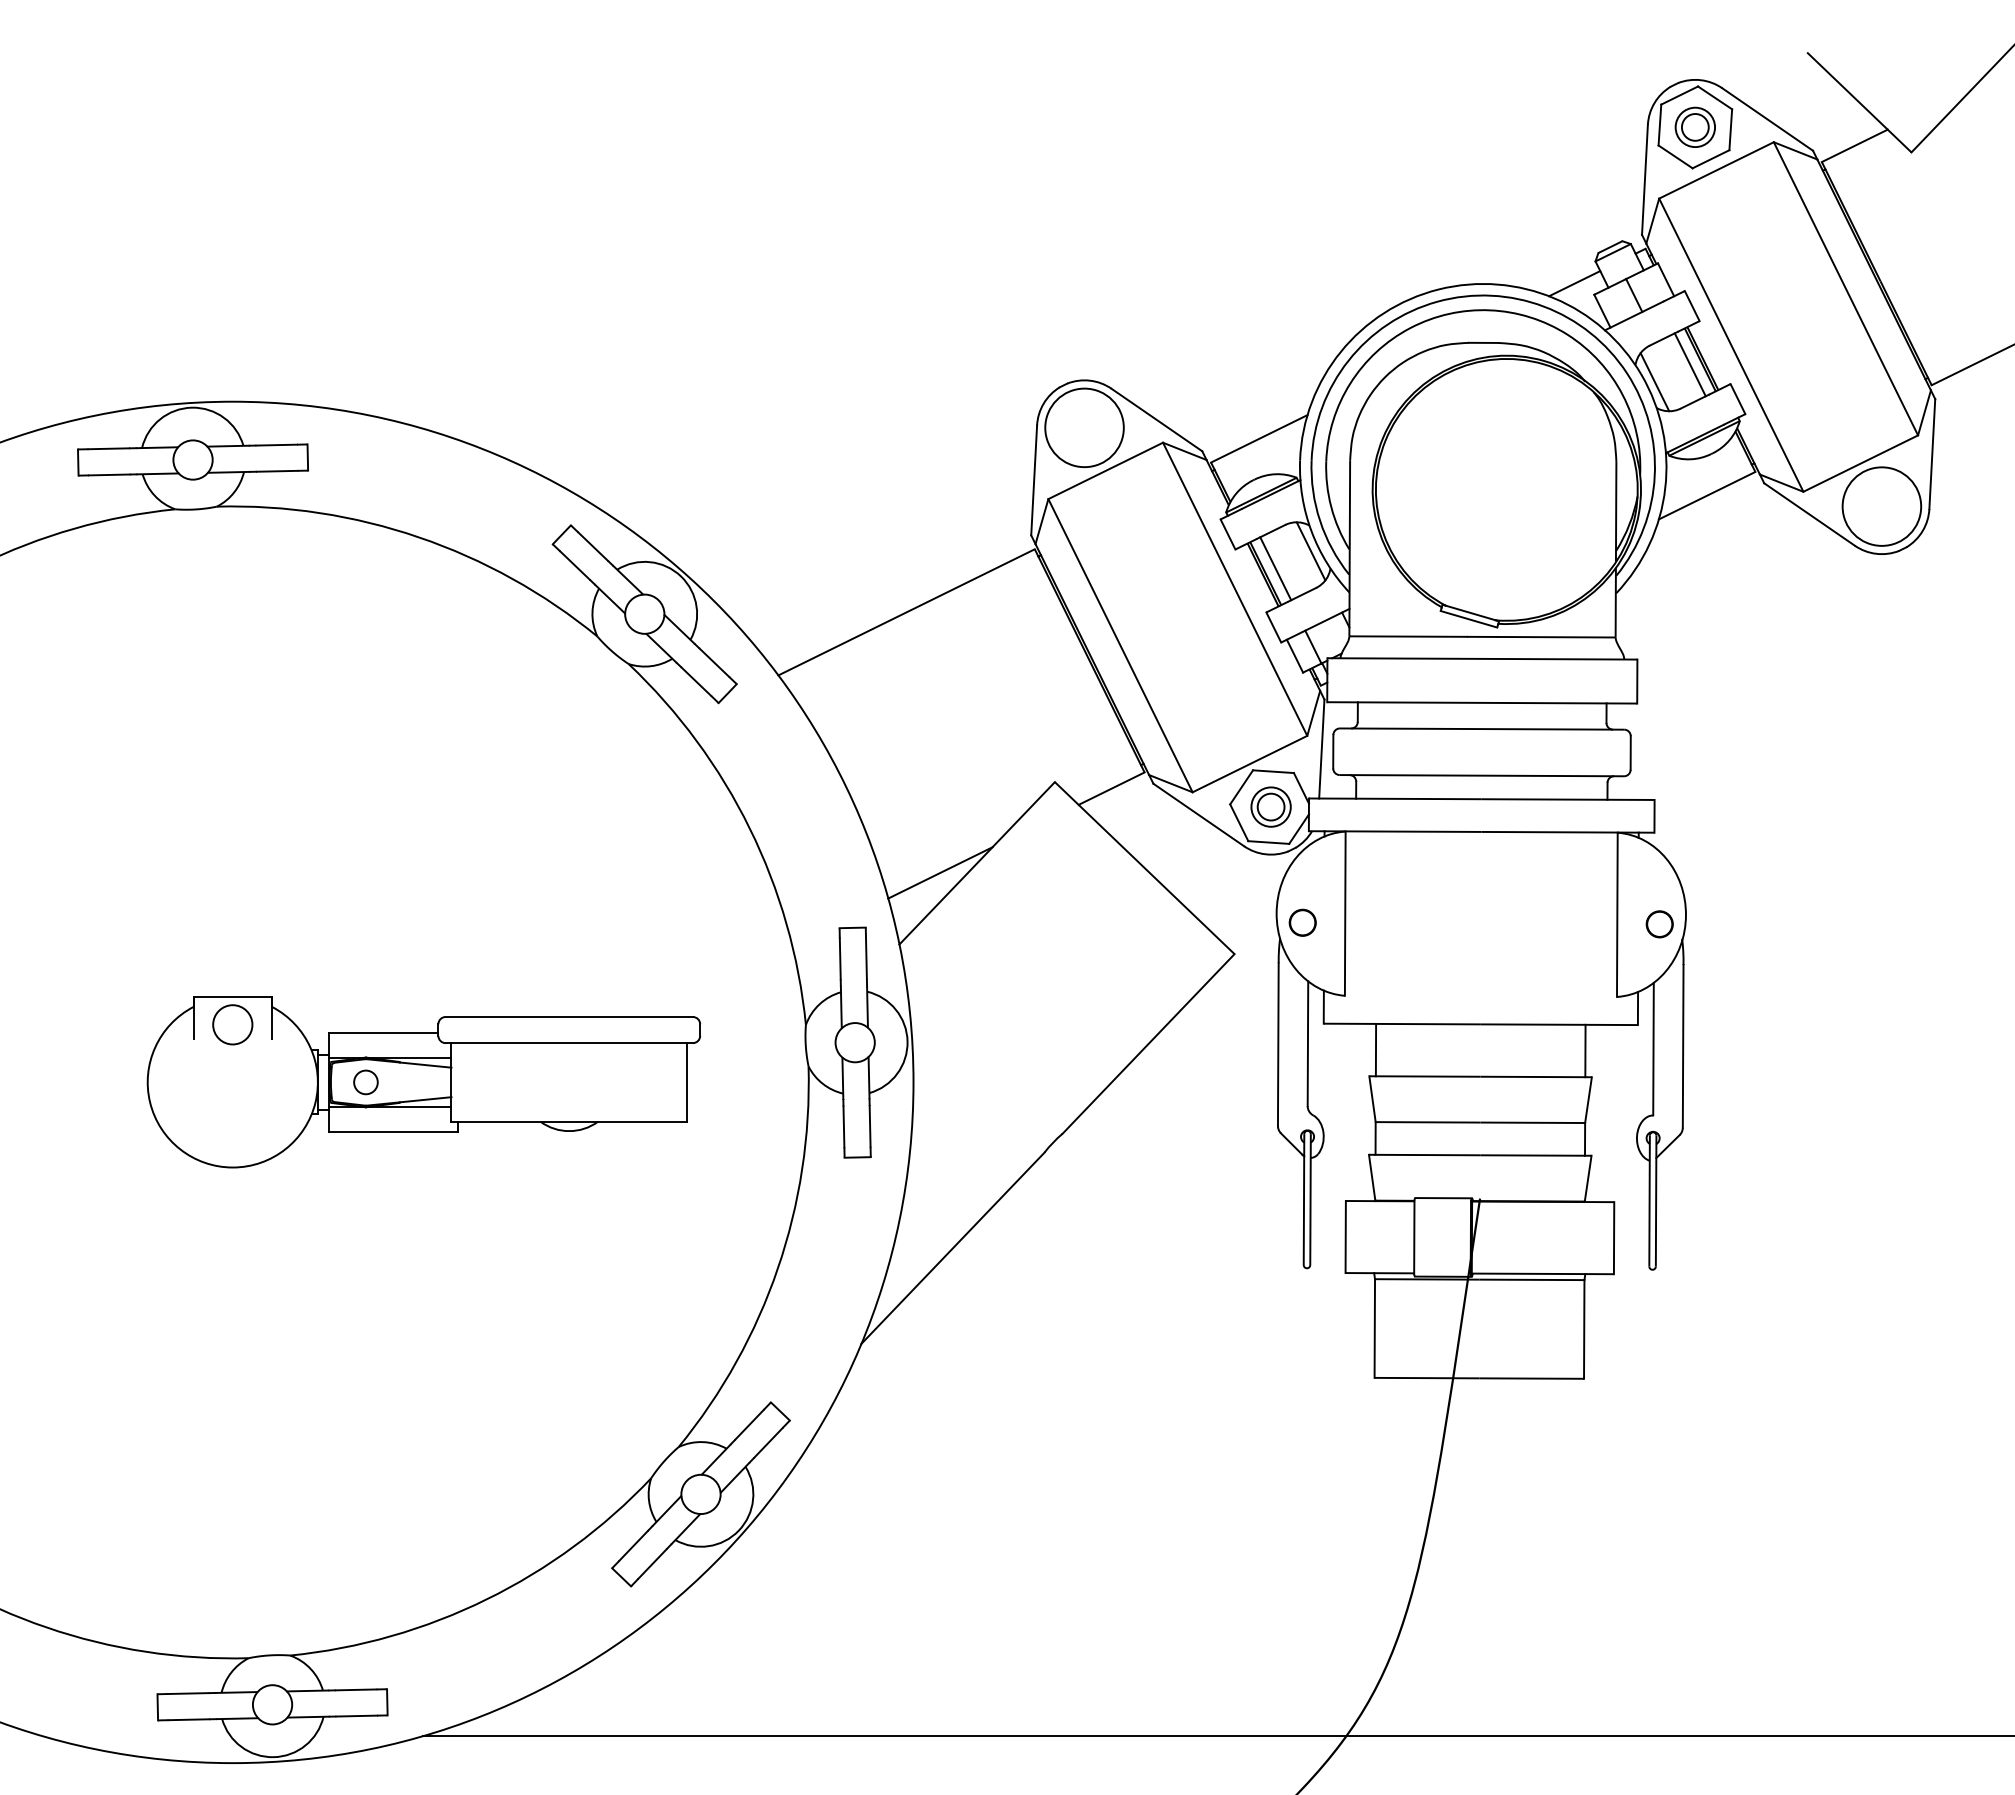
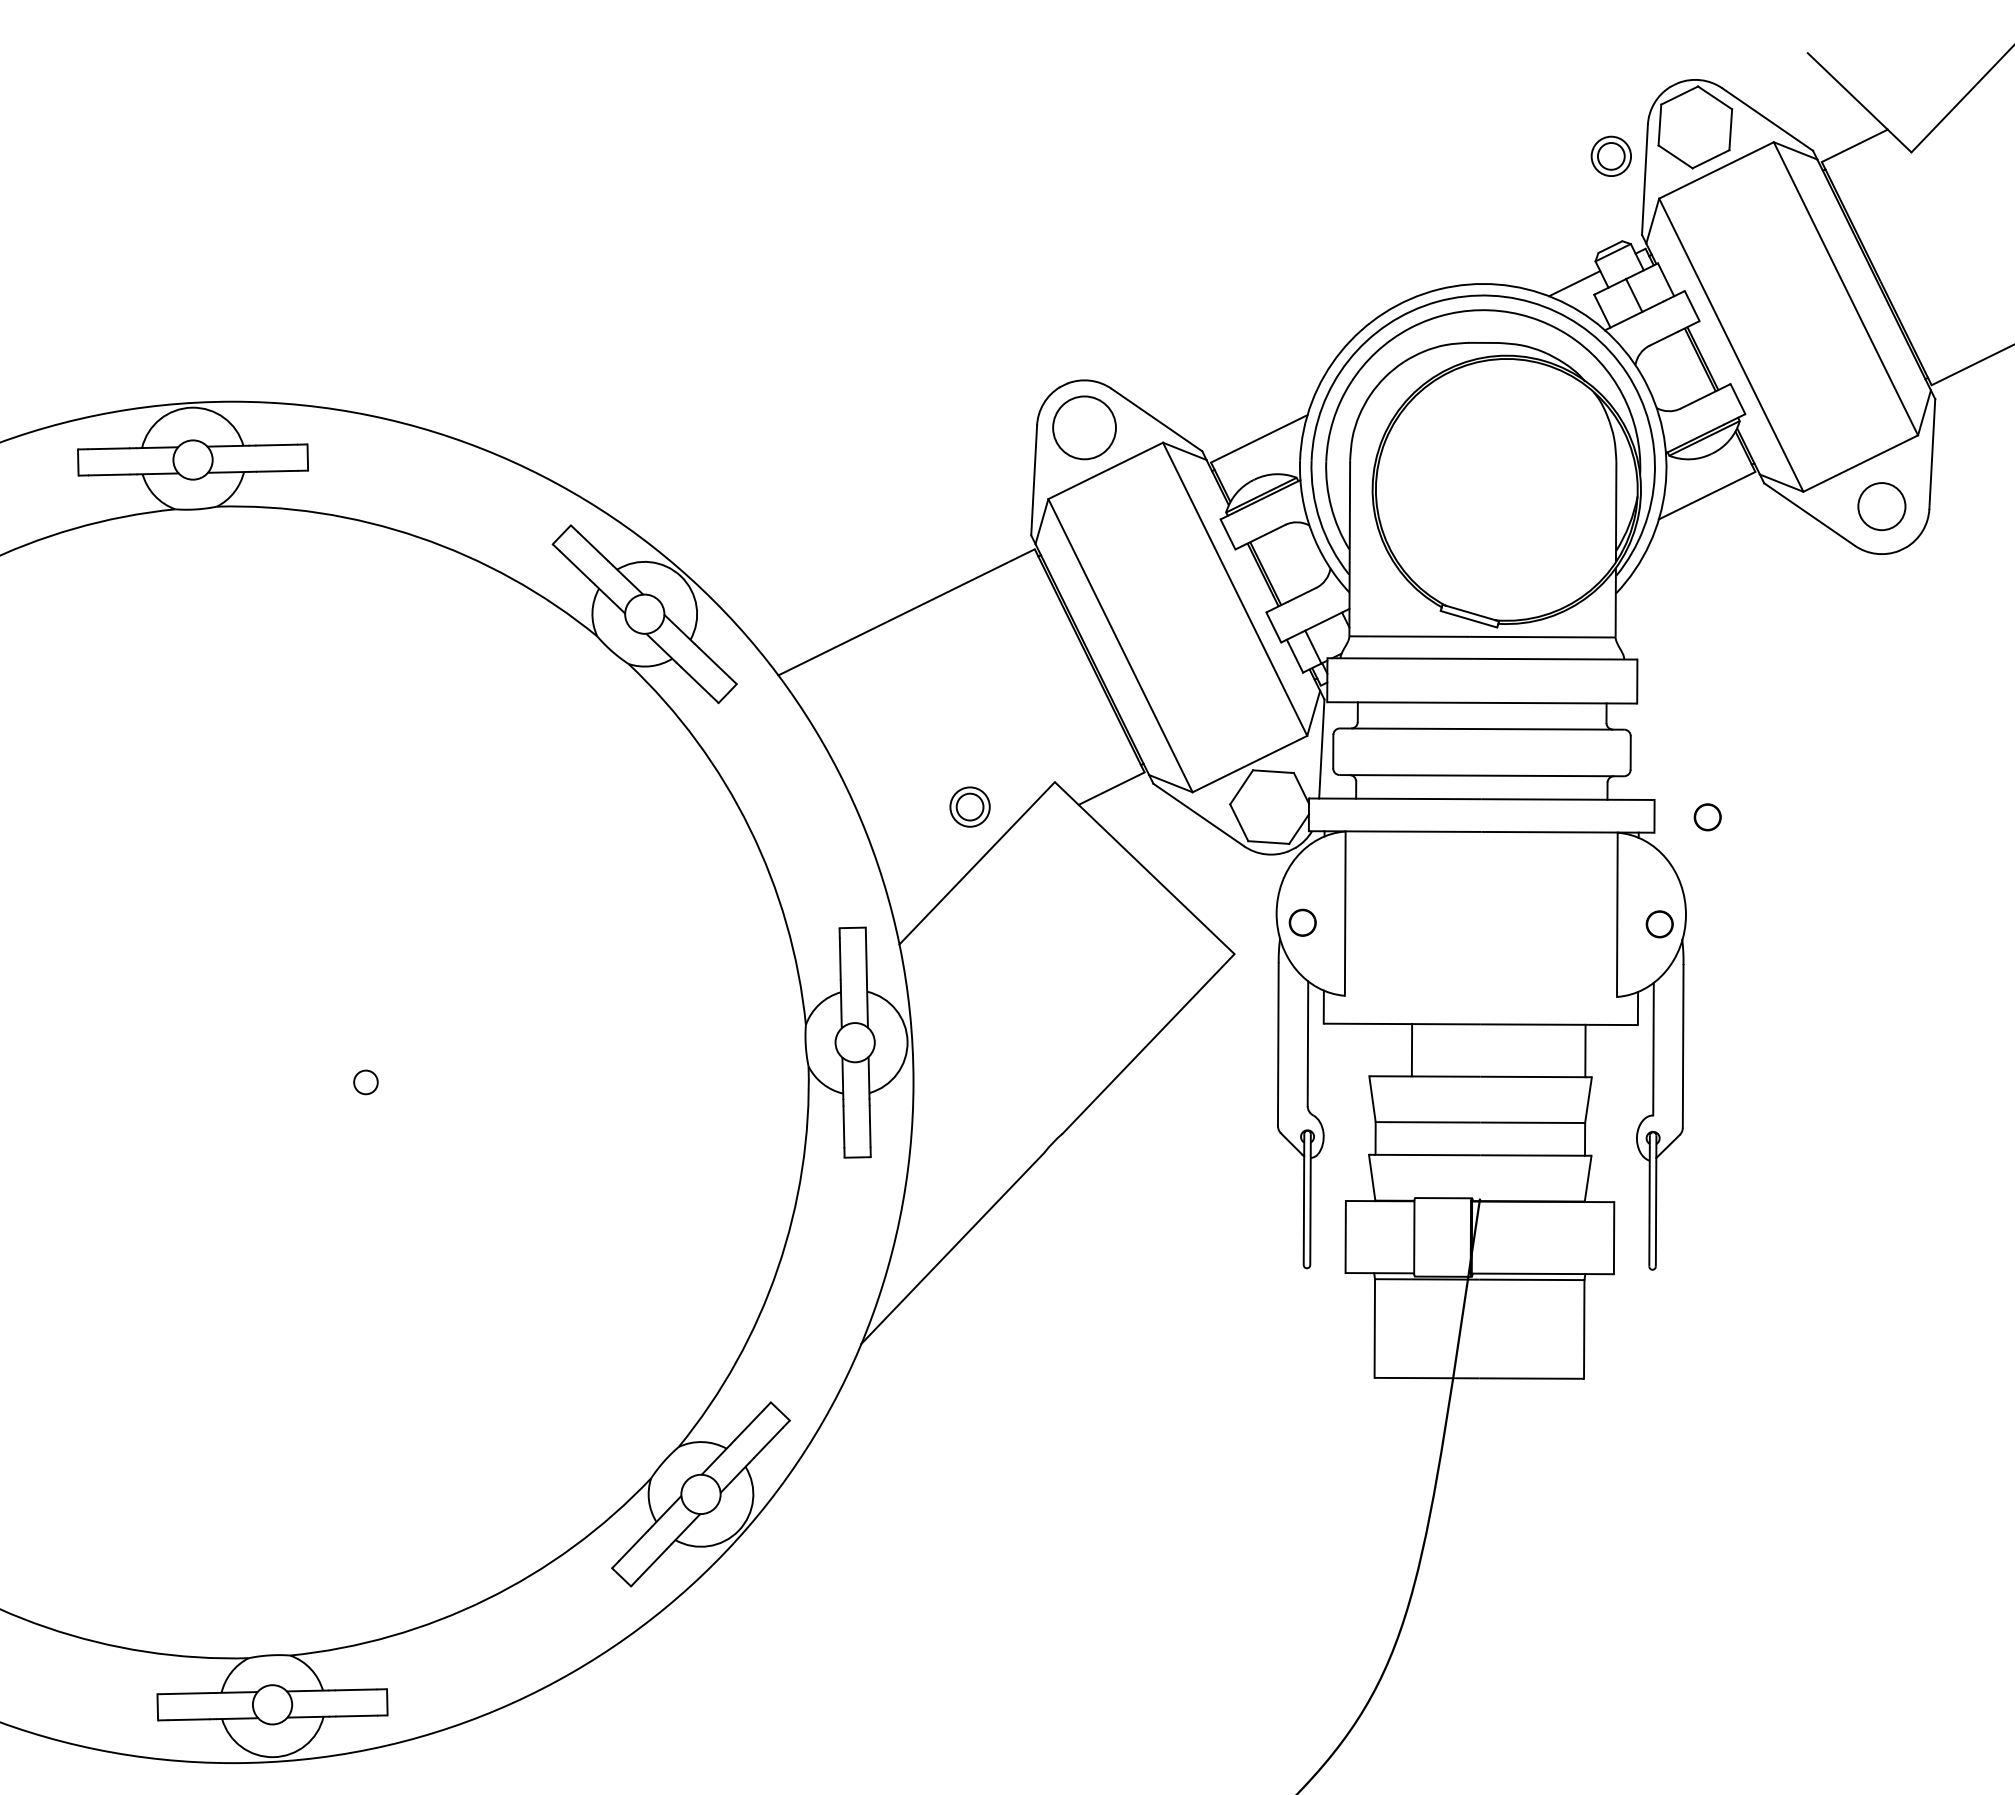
part position: (1694, 126) -> (1610, 155) (1610, 155)
line: present -> none (1689, 364)
line: present -> none (1654, 382)
circle diameter: 79 px -> 63 px (1084, 427)
circle diameter: 79 px -> 47 px (1881, 506)
line: present -> none (1310, 551)
line: present -> none (1275, 568)
part position: (1270, 806) -> (969, 806) (969, 806)
circle: none -> present (1707, 817)
line: present -> none (940, 872)
line position: (1375, 1049) -> (1411, 1049) (1411, 1049)
part: present -> none (423, 1082)
line: present -> none (1216, 1736)
